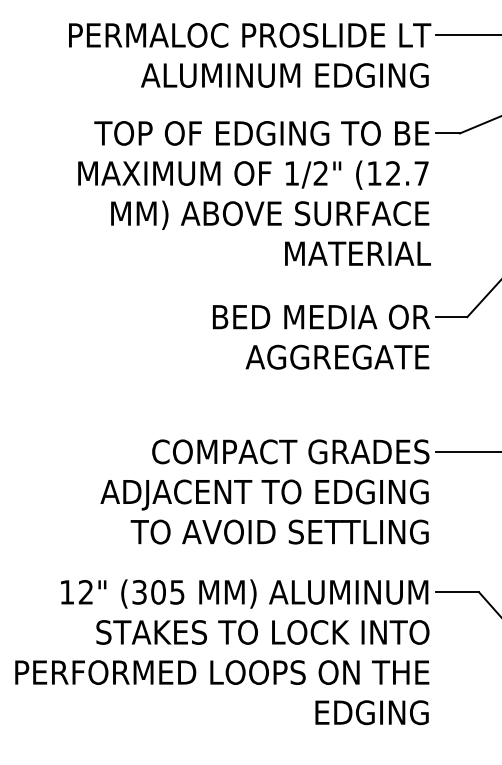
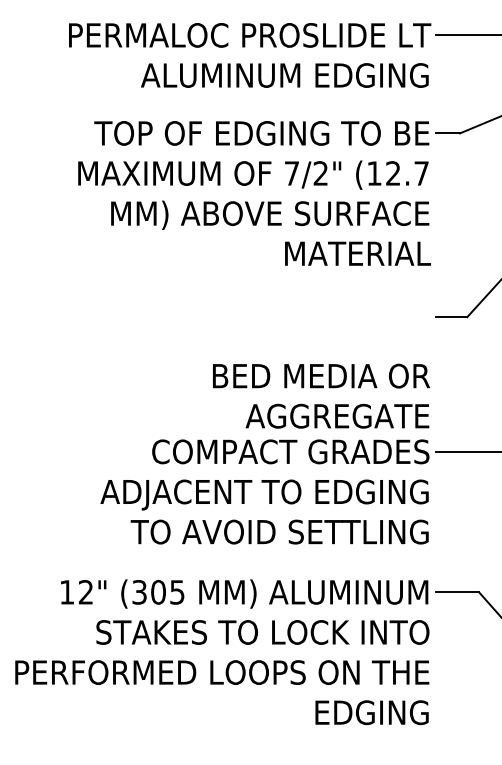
text: 1/2" -> 7/2" (291, 173)
text position: (321, 336) -> (321, 395) (321, 395)
